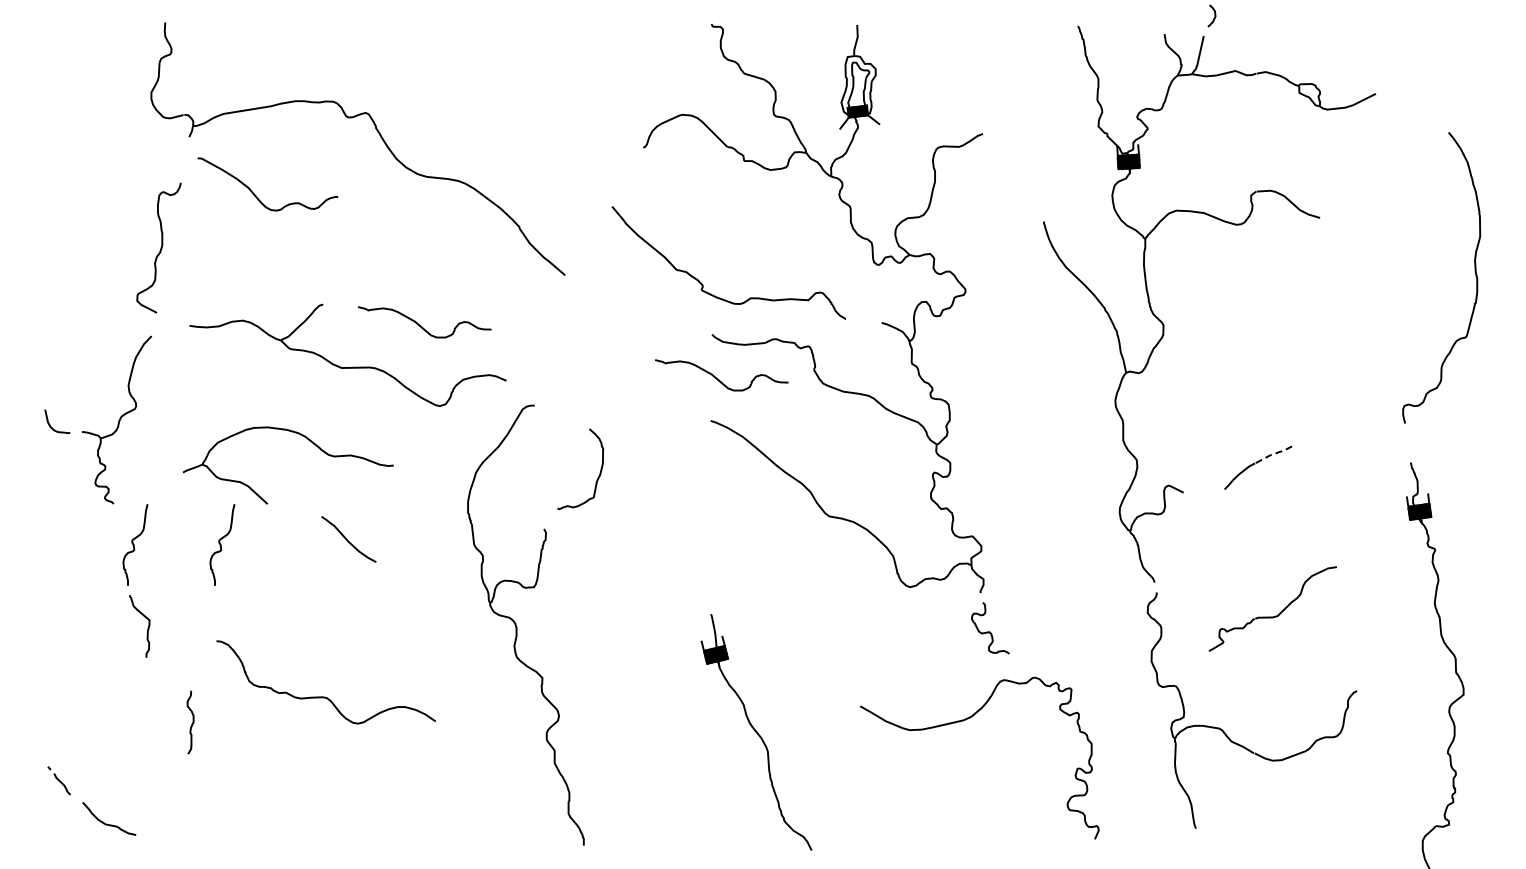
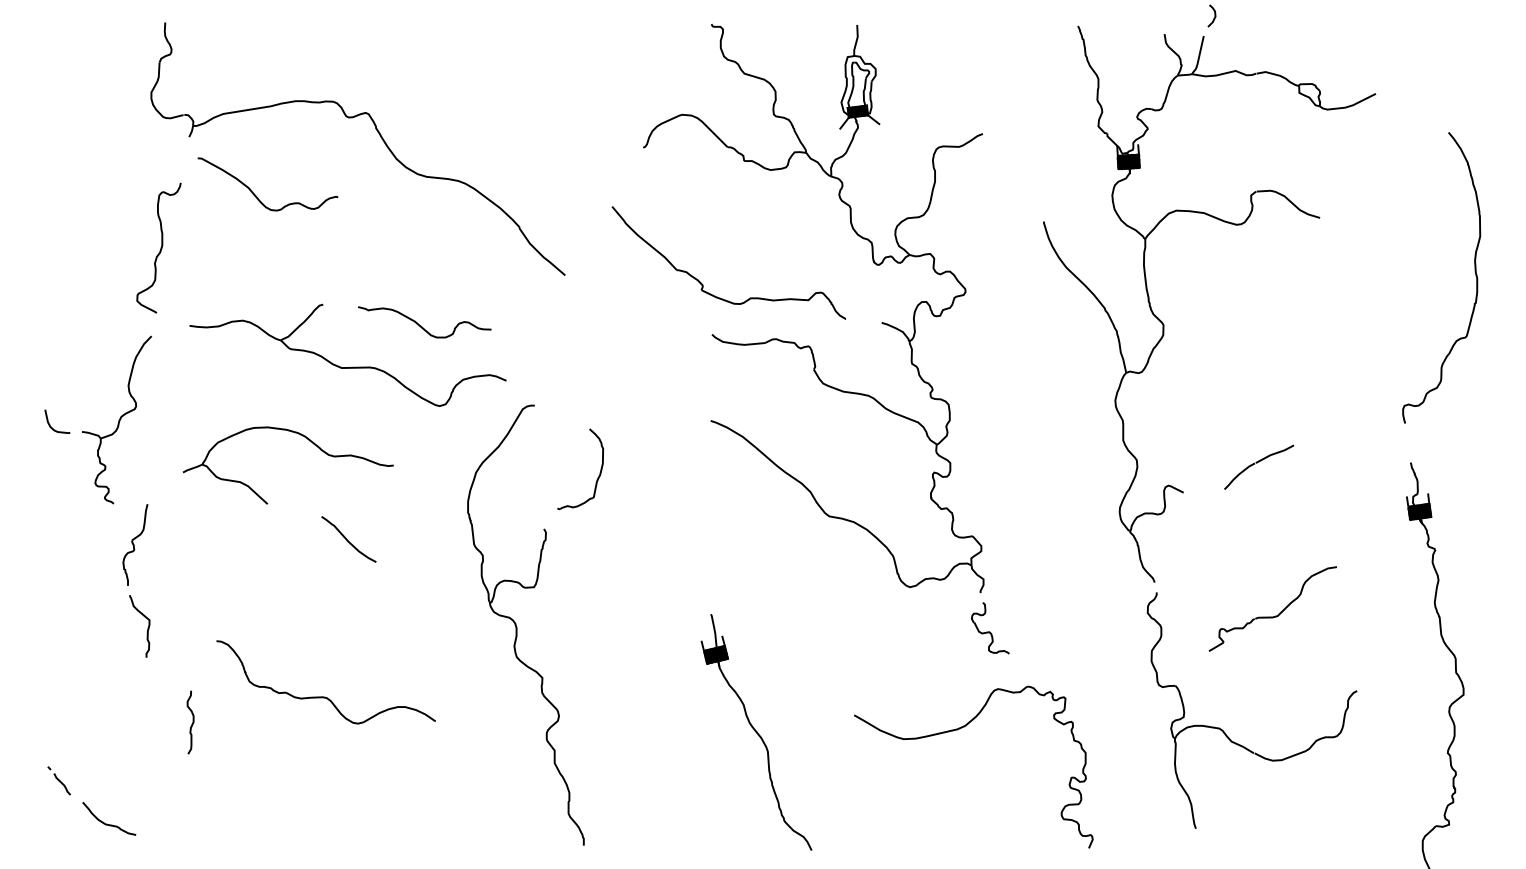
part: present -> none (721, 375)
line: dashed -> solid (1275, 453)
part: present -> none (222, 544)
part position: (963, 721) -> (957, 730) (957, 730)
